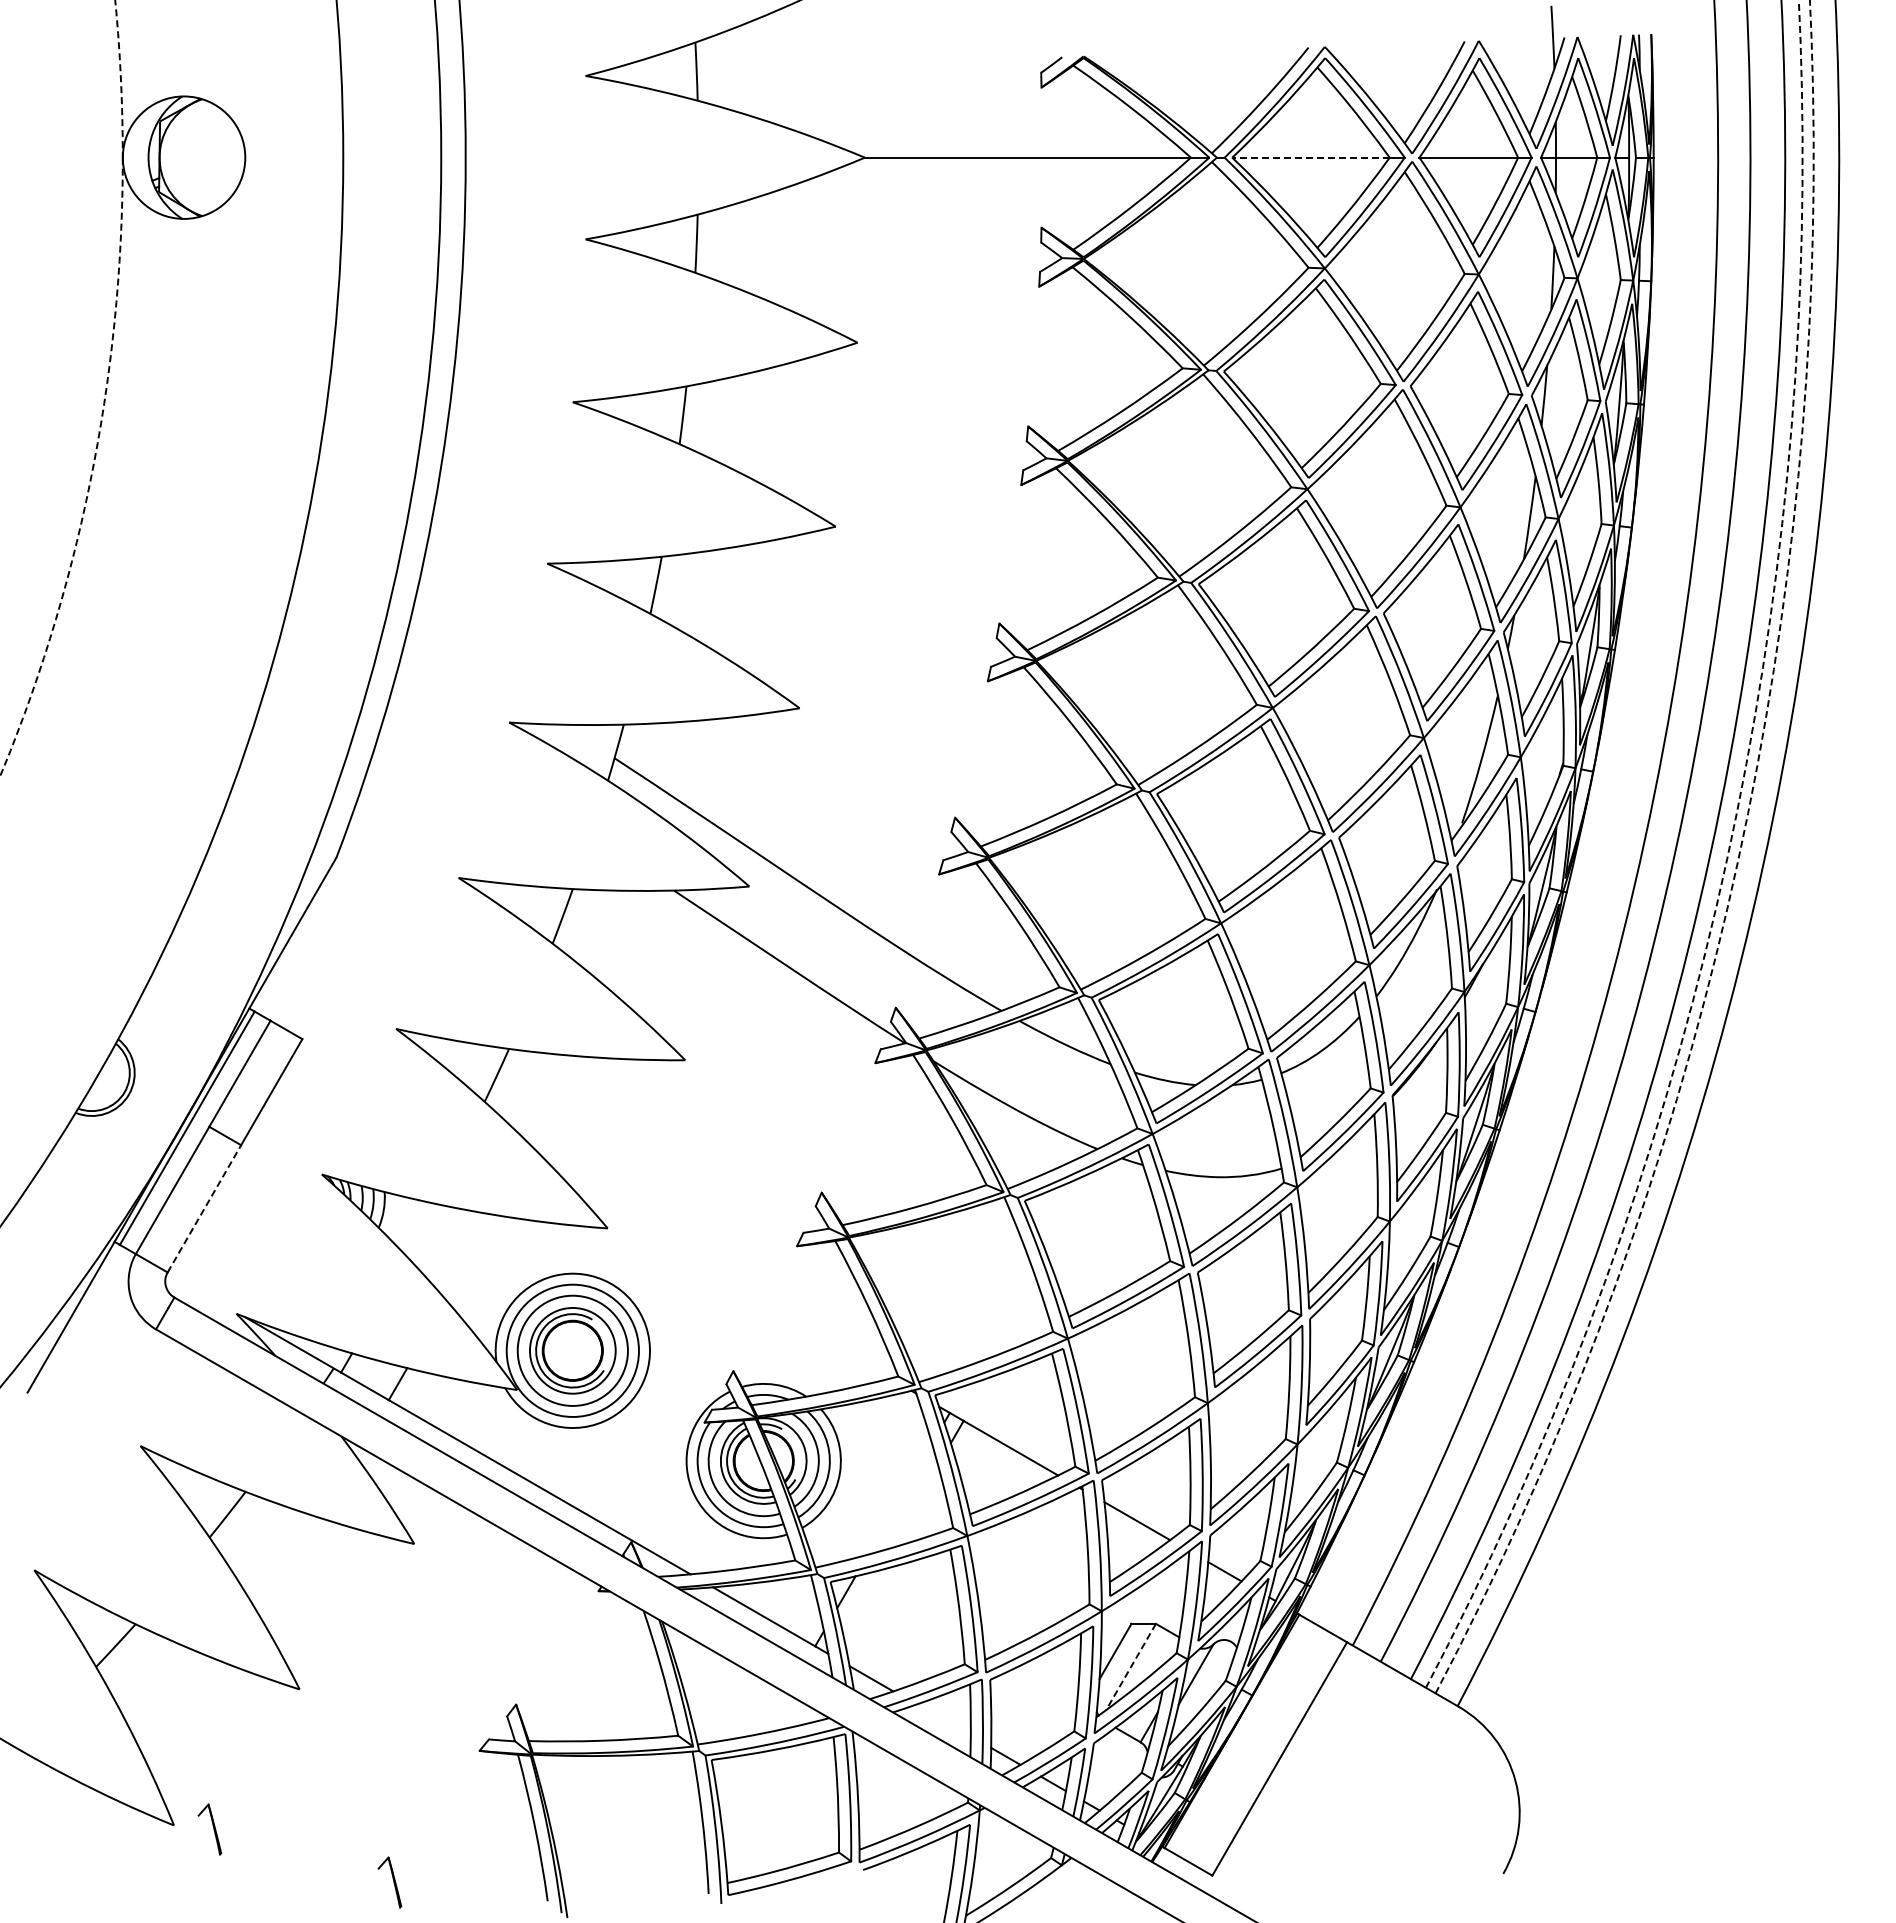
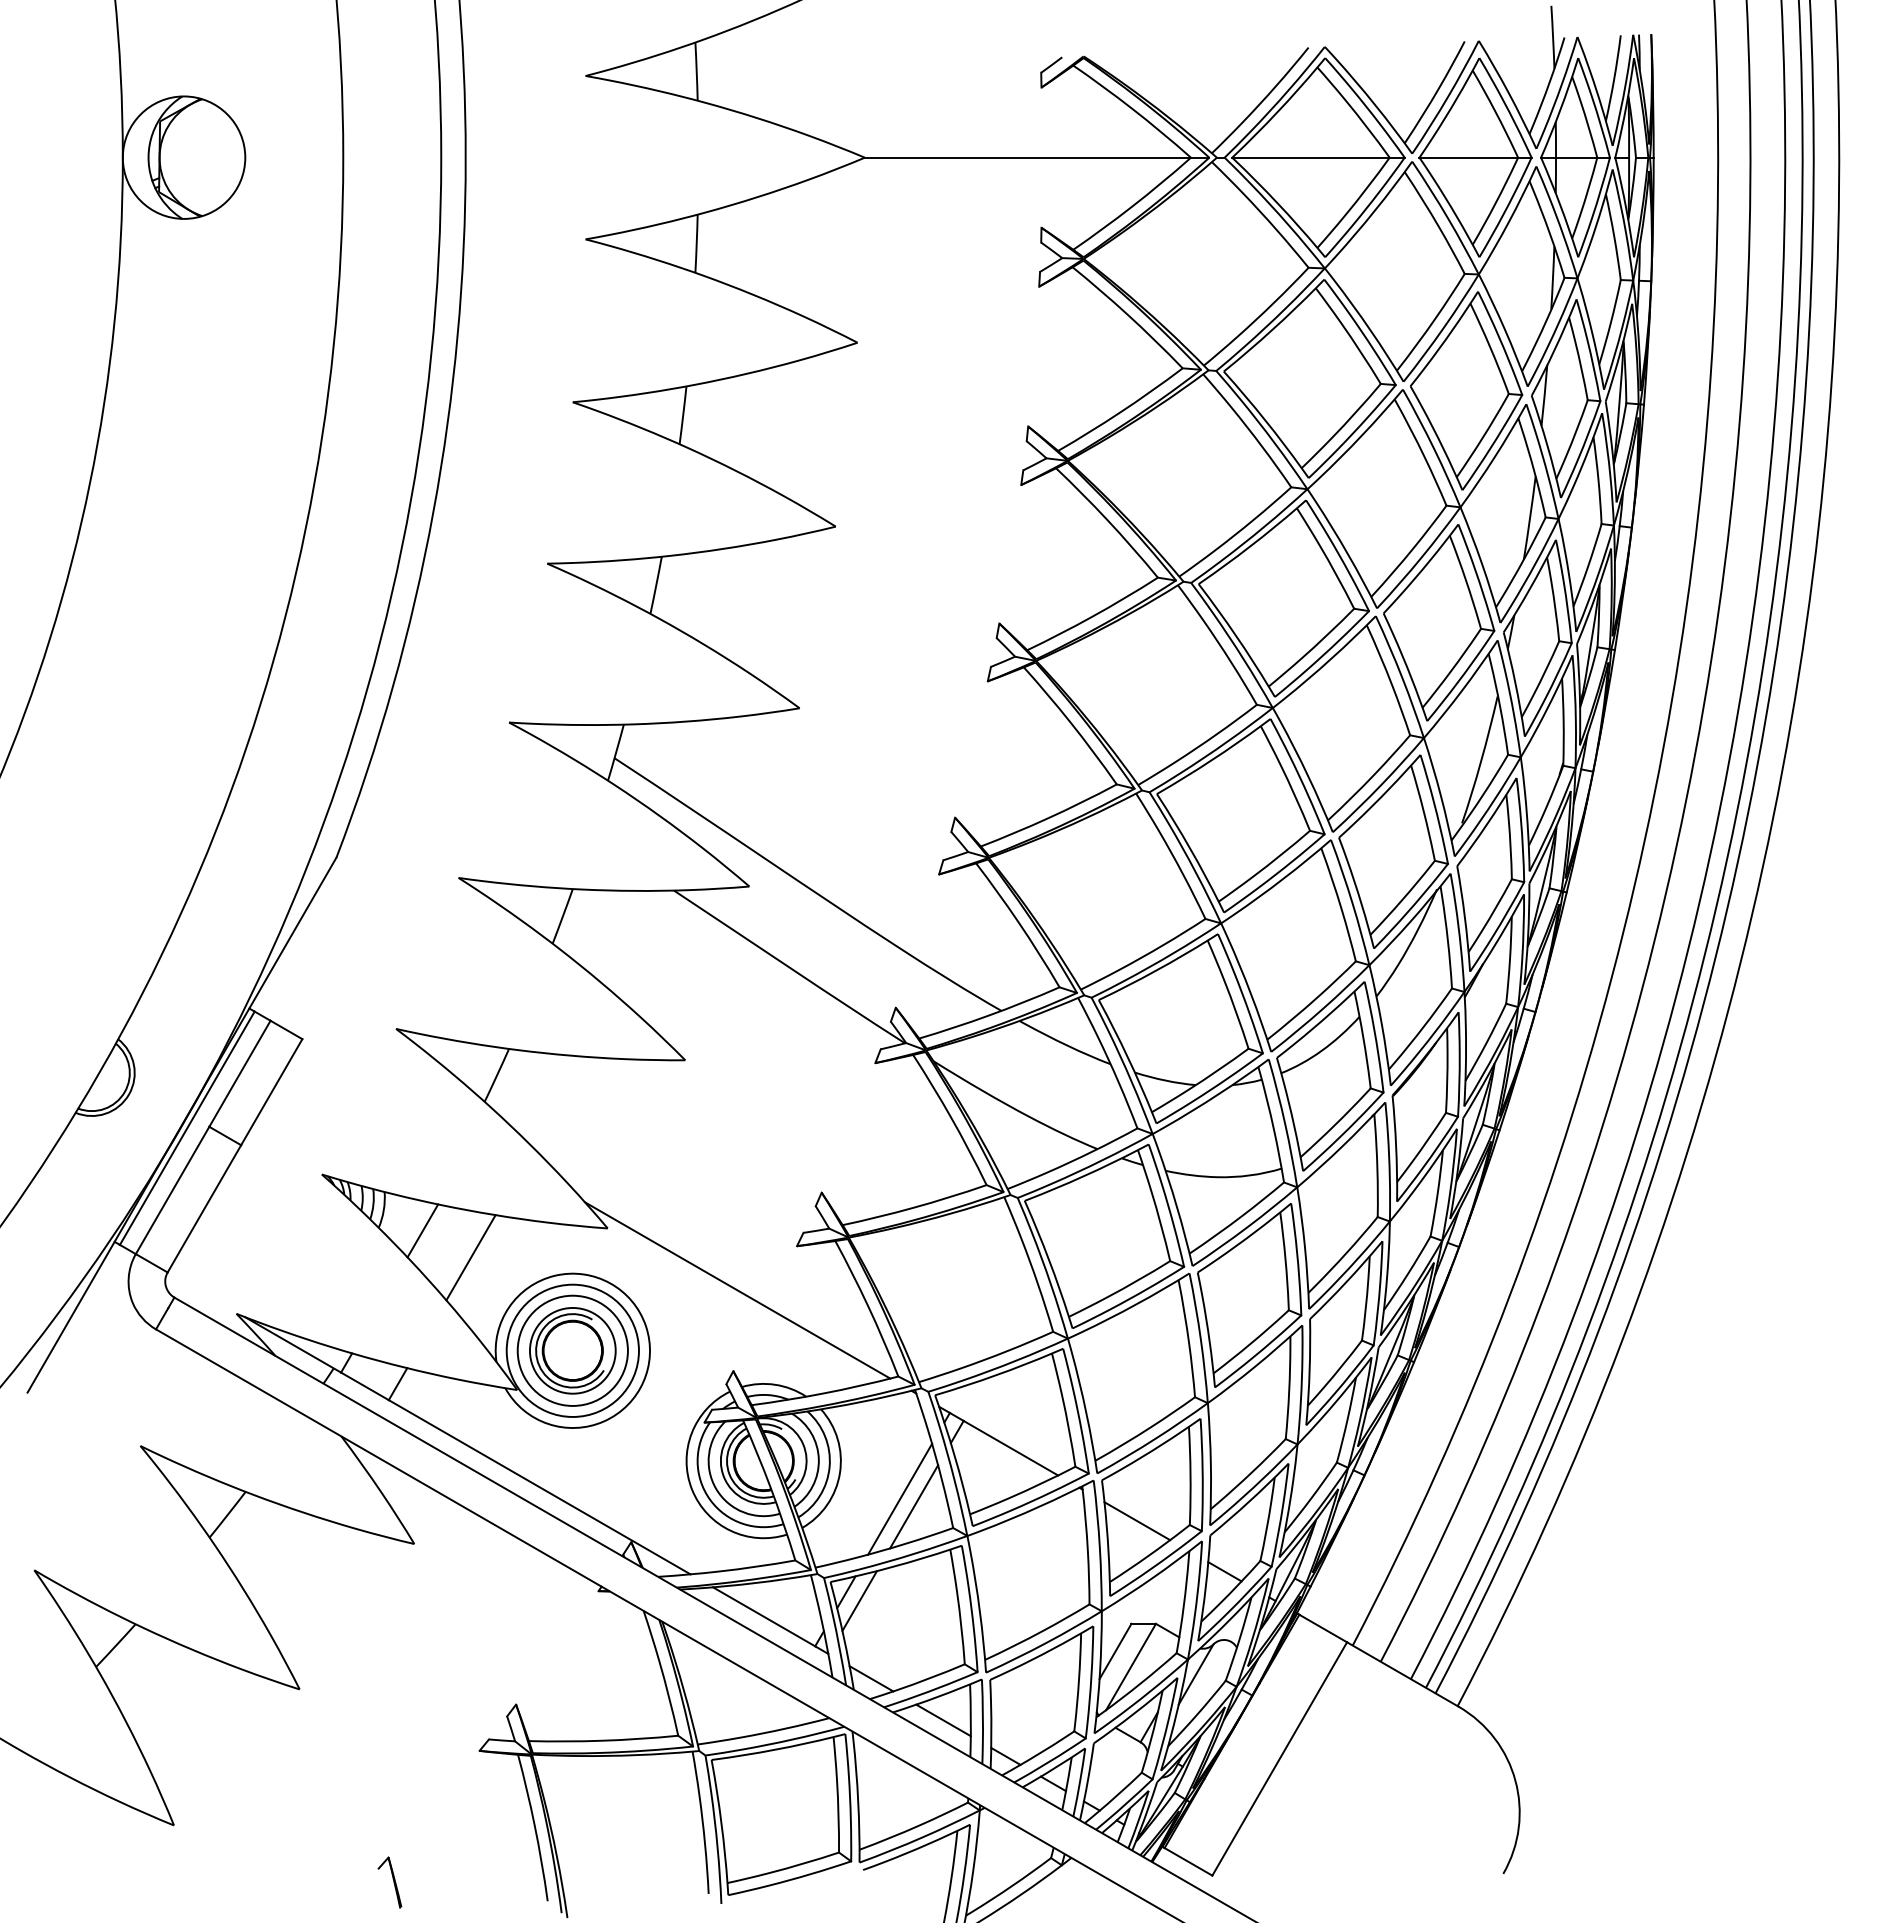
line: dashed -> solid (1310, 157)
circle: dashed -> solid (61, 387)
arc: dashed -> solid (1725, 867)
arc: dashed -> solid (1735, 872)
line: dashed -> solid (204, 1208)
line: none -> present (422, 1230)
line: none -> present (470, 1257)
line: none -> present (737, 1290)
line: none -> present (900, 1498)
line: none -> present (914, 1506)
line: none -> present (859, 1600)
line: dashed -> solid (1131, 1667)
line: none -> present (943, 1720)
part: present -> none (209, 1829)
